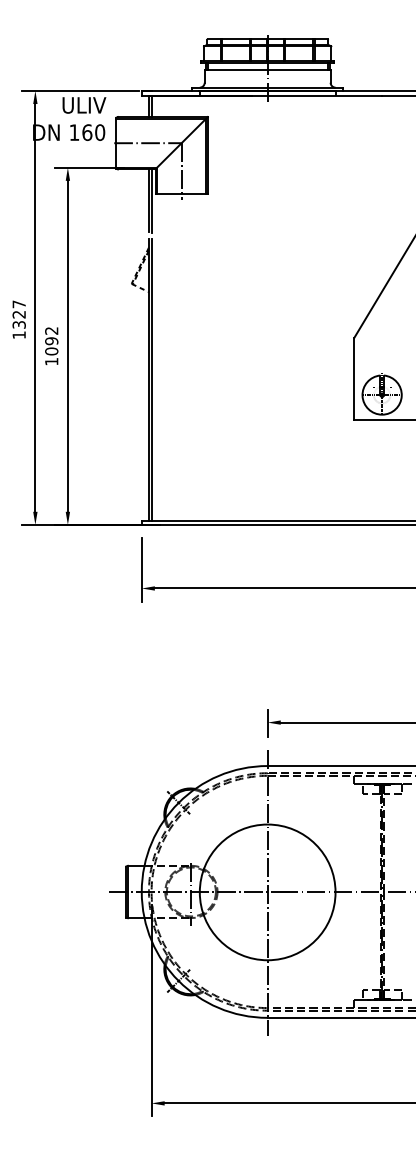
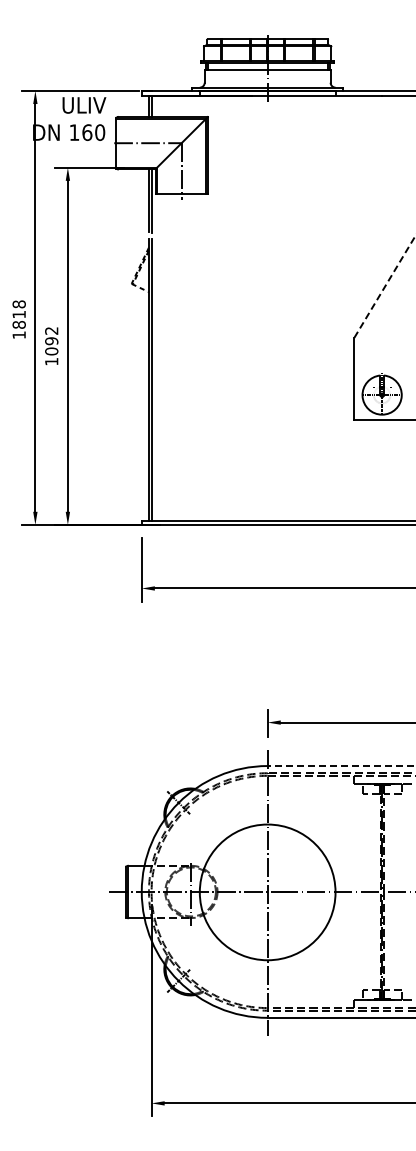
line: solid -> dashed (385, 286)
text: 1327 -> 1818 (18, 314)
line: solid -> dashed (341, 766)
